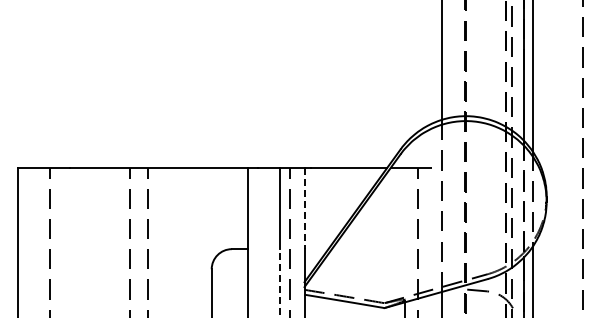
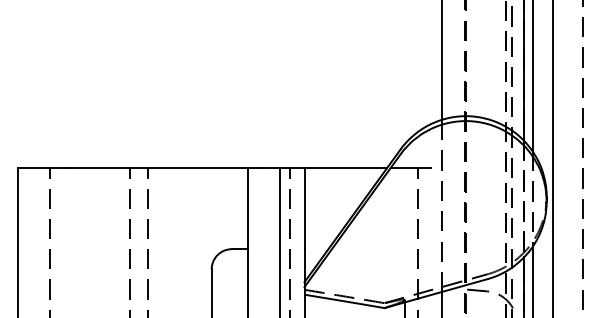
line: none -> present (552, 158)
line: dashed -> solid (304, 209)
line: dashed -> solid (280, 283)
